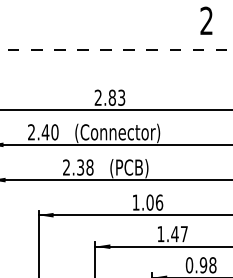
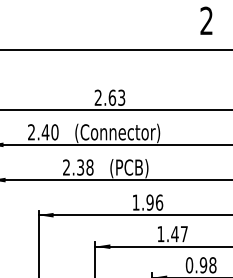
line: dashed -> solid (116, 50)
text: 2.83 -> 2.63 (112, 97)
text: 1.06 -> 1.96 (149, 202)
